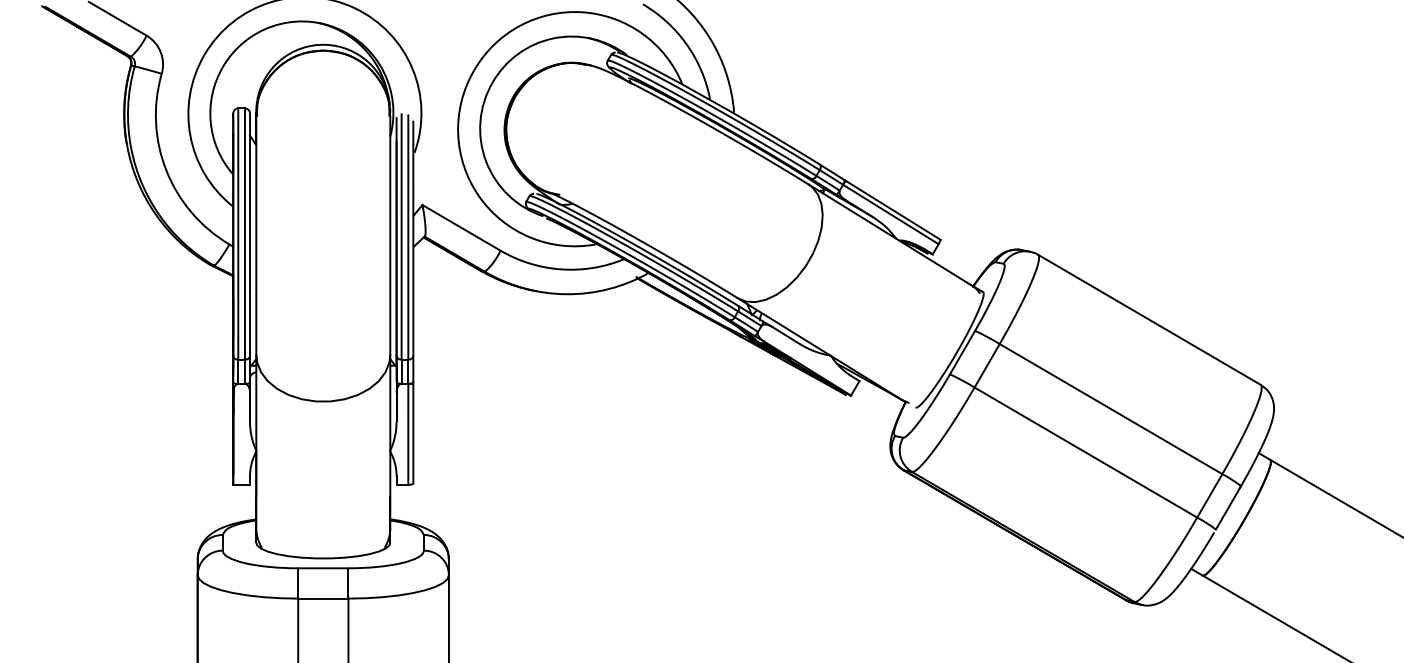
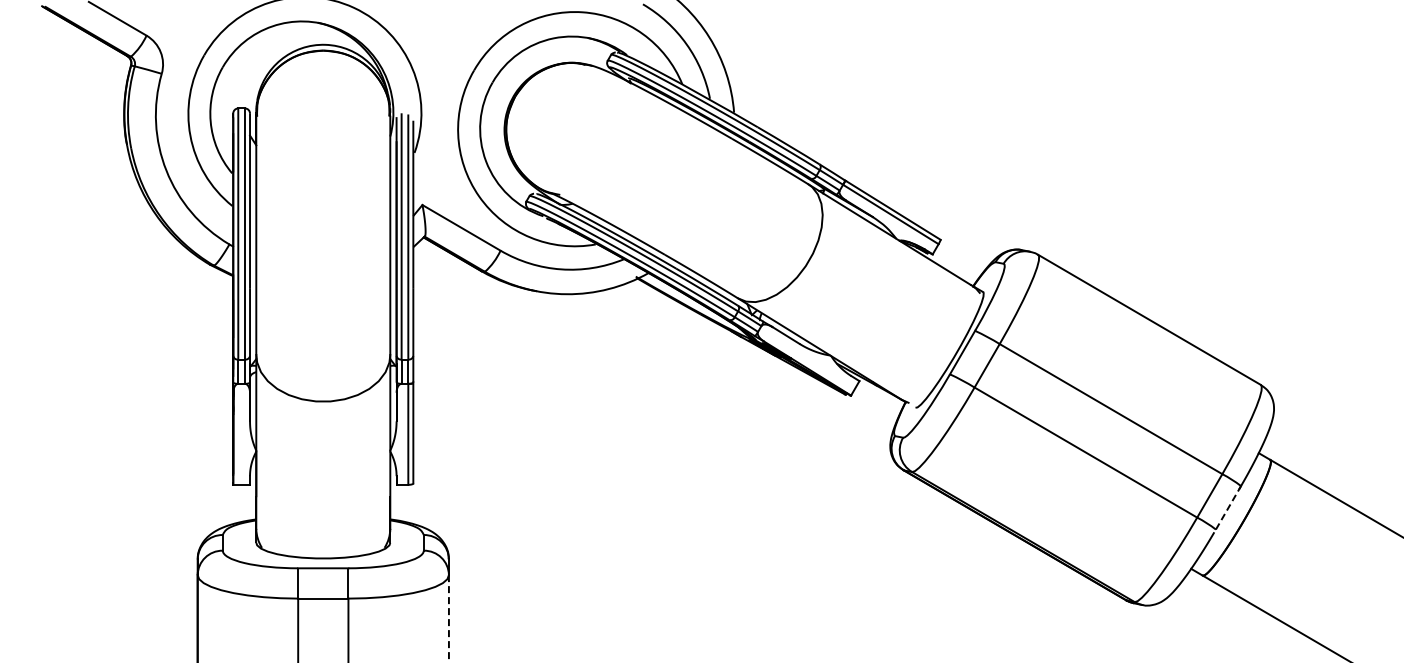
line: solid -> dashed (1228, 507)
line: solid -> dashed (448, 619)
